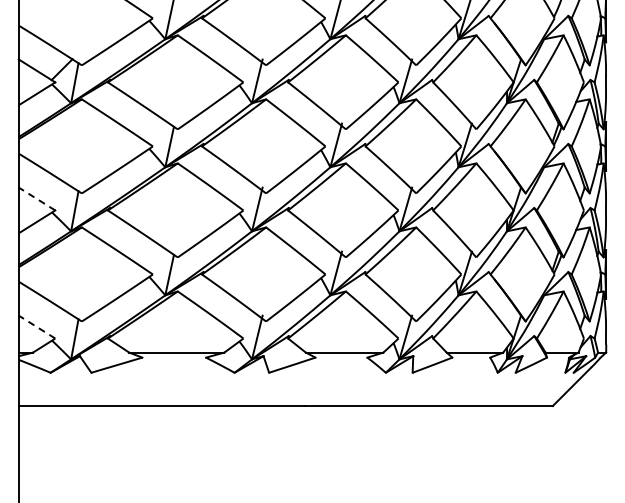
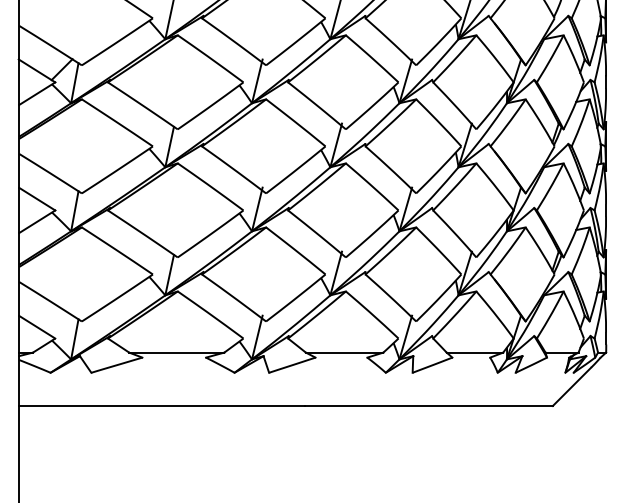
line: dashed -> solid (36, 198)
line: dashed -> solid (36, 326)
